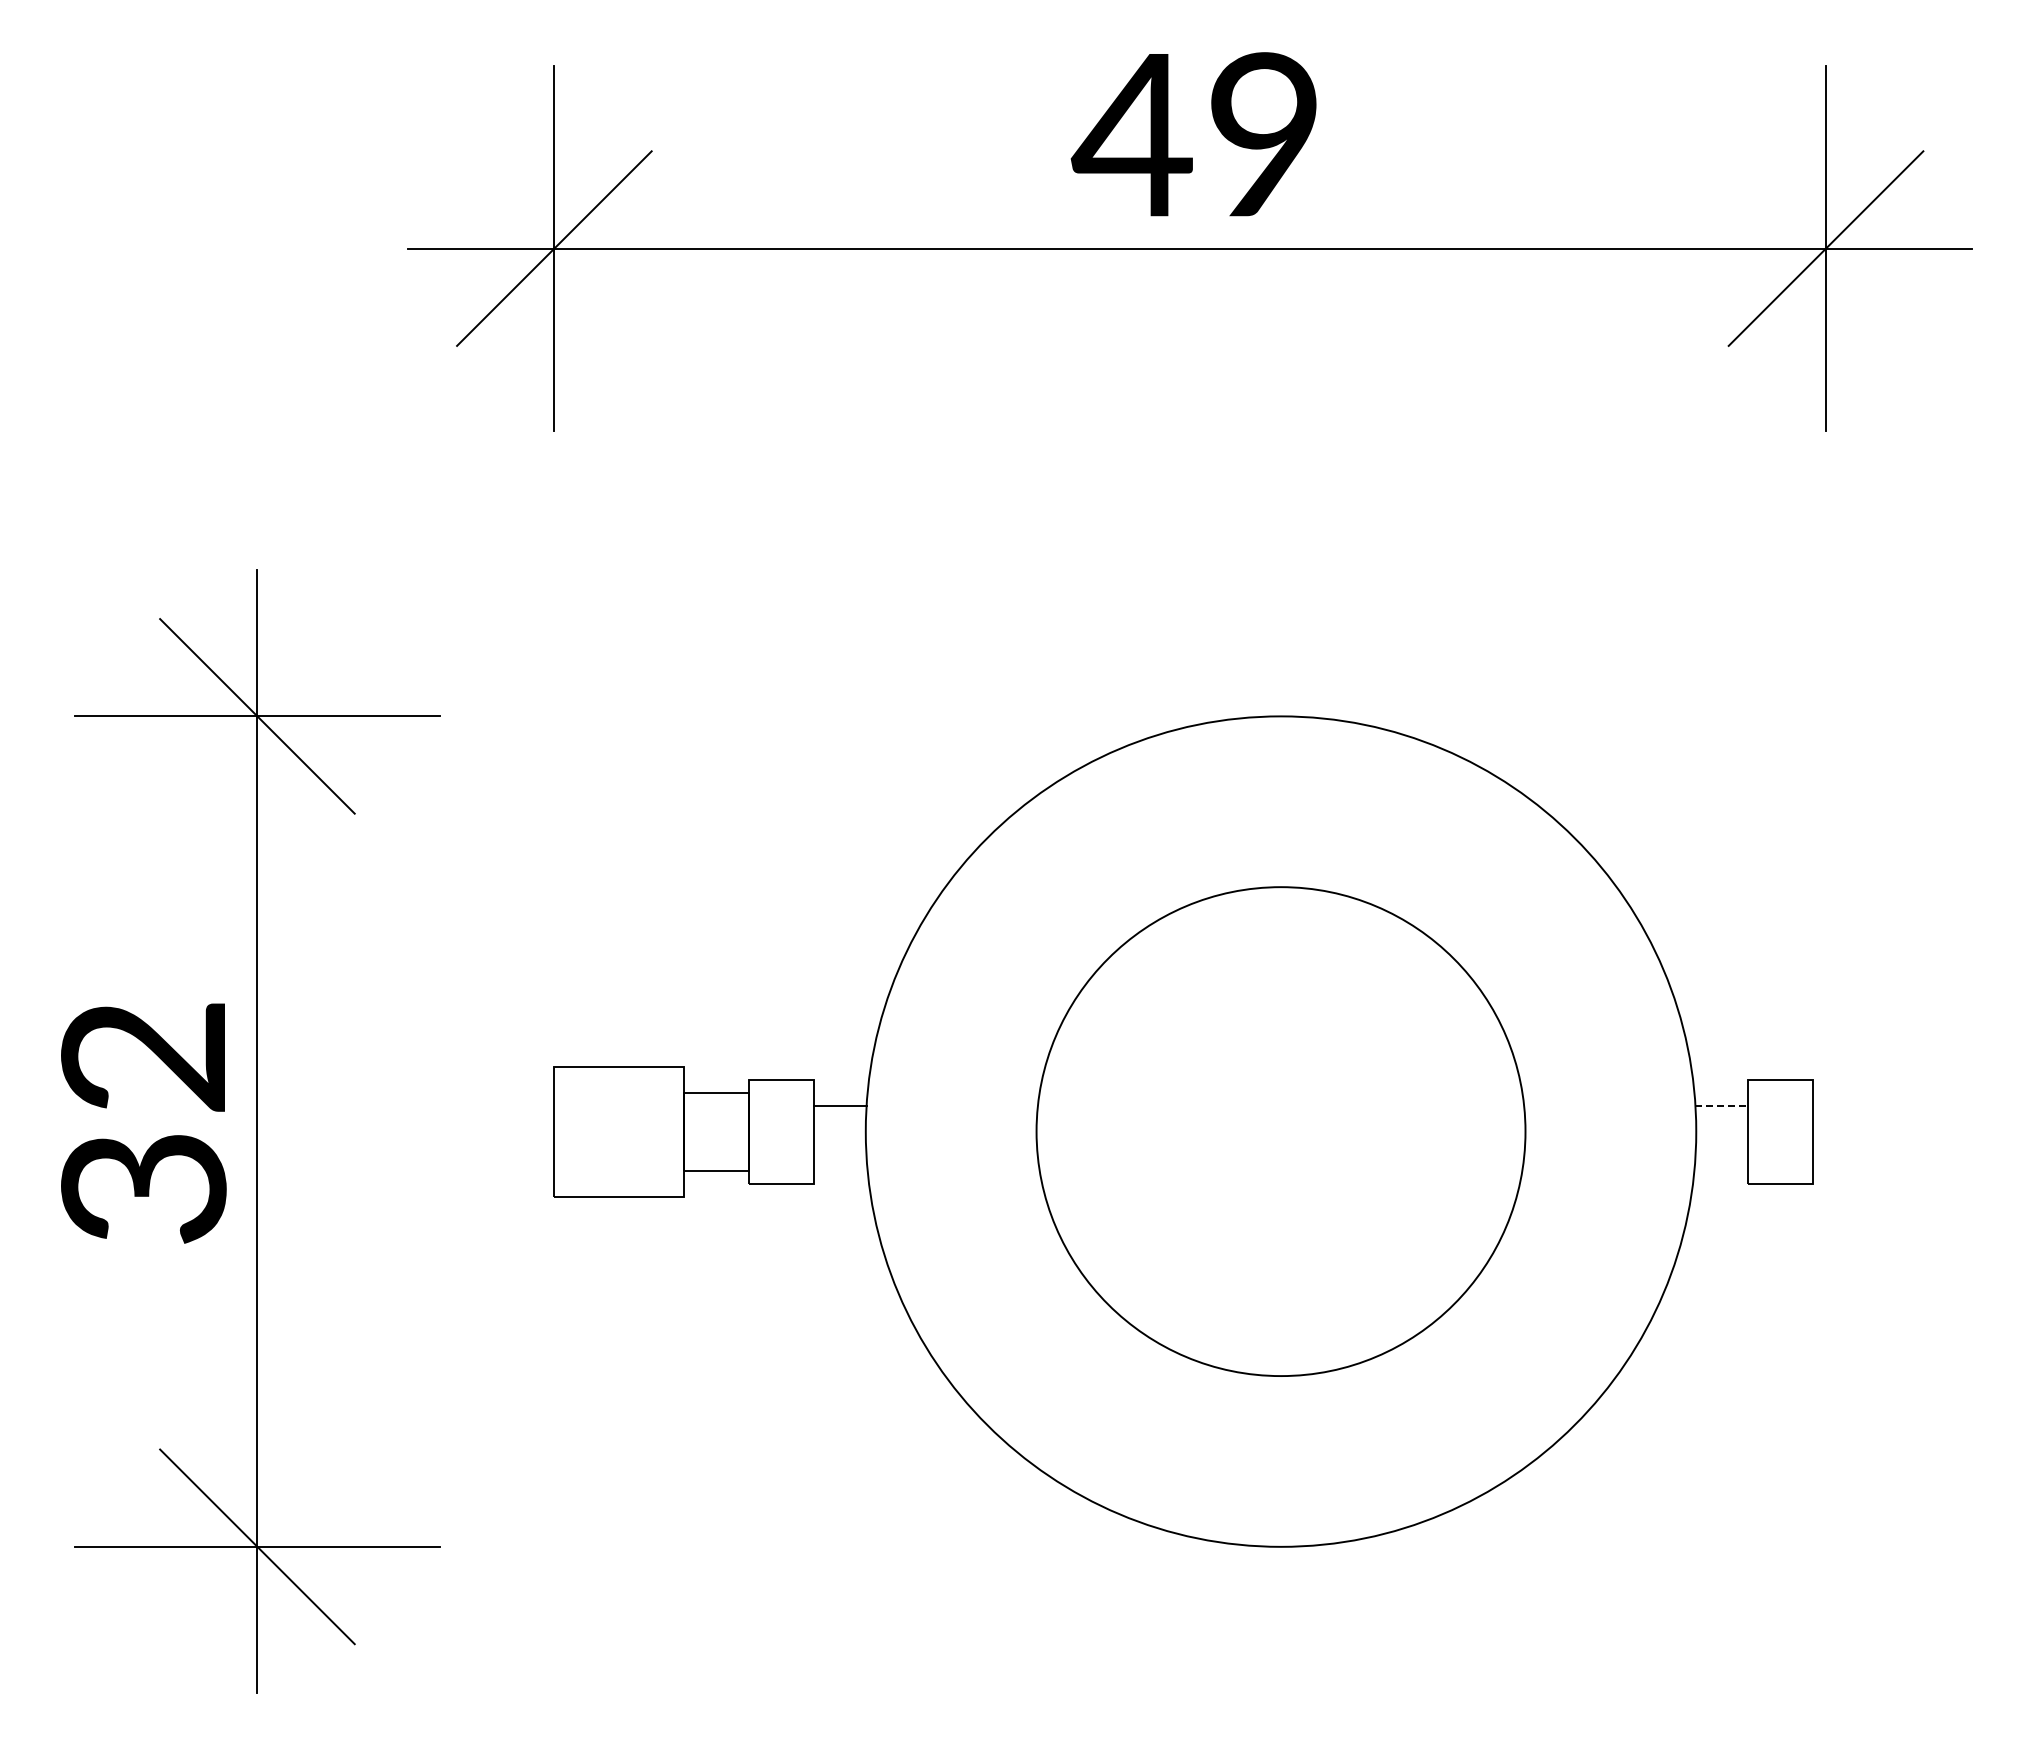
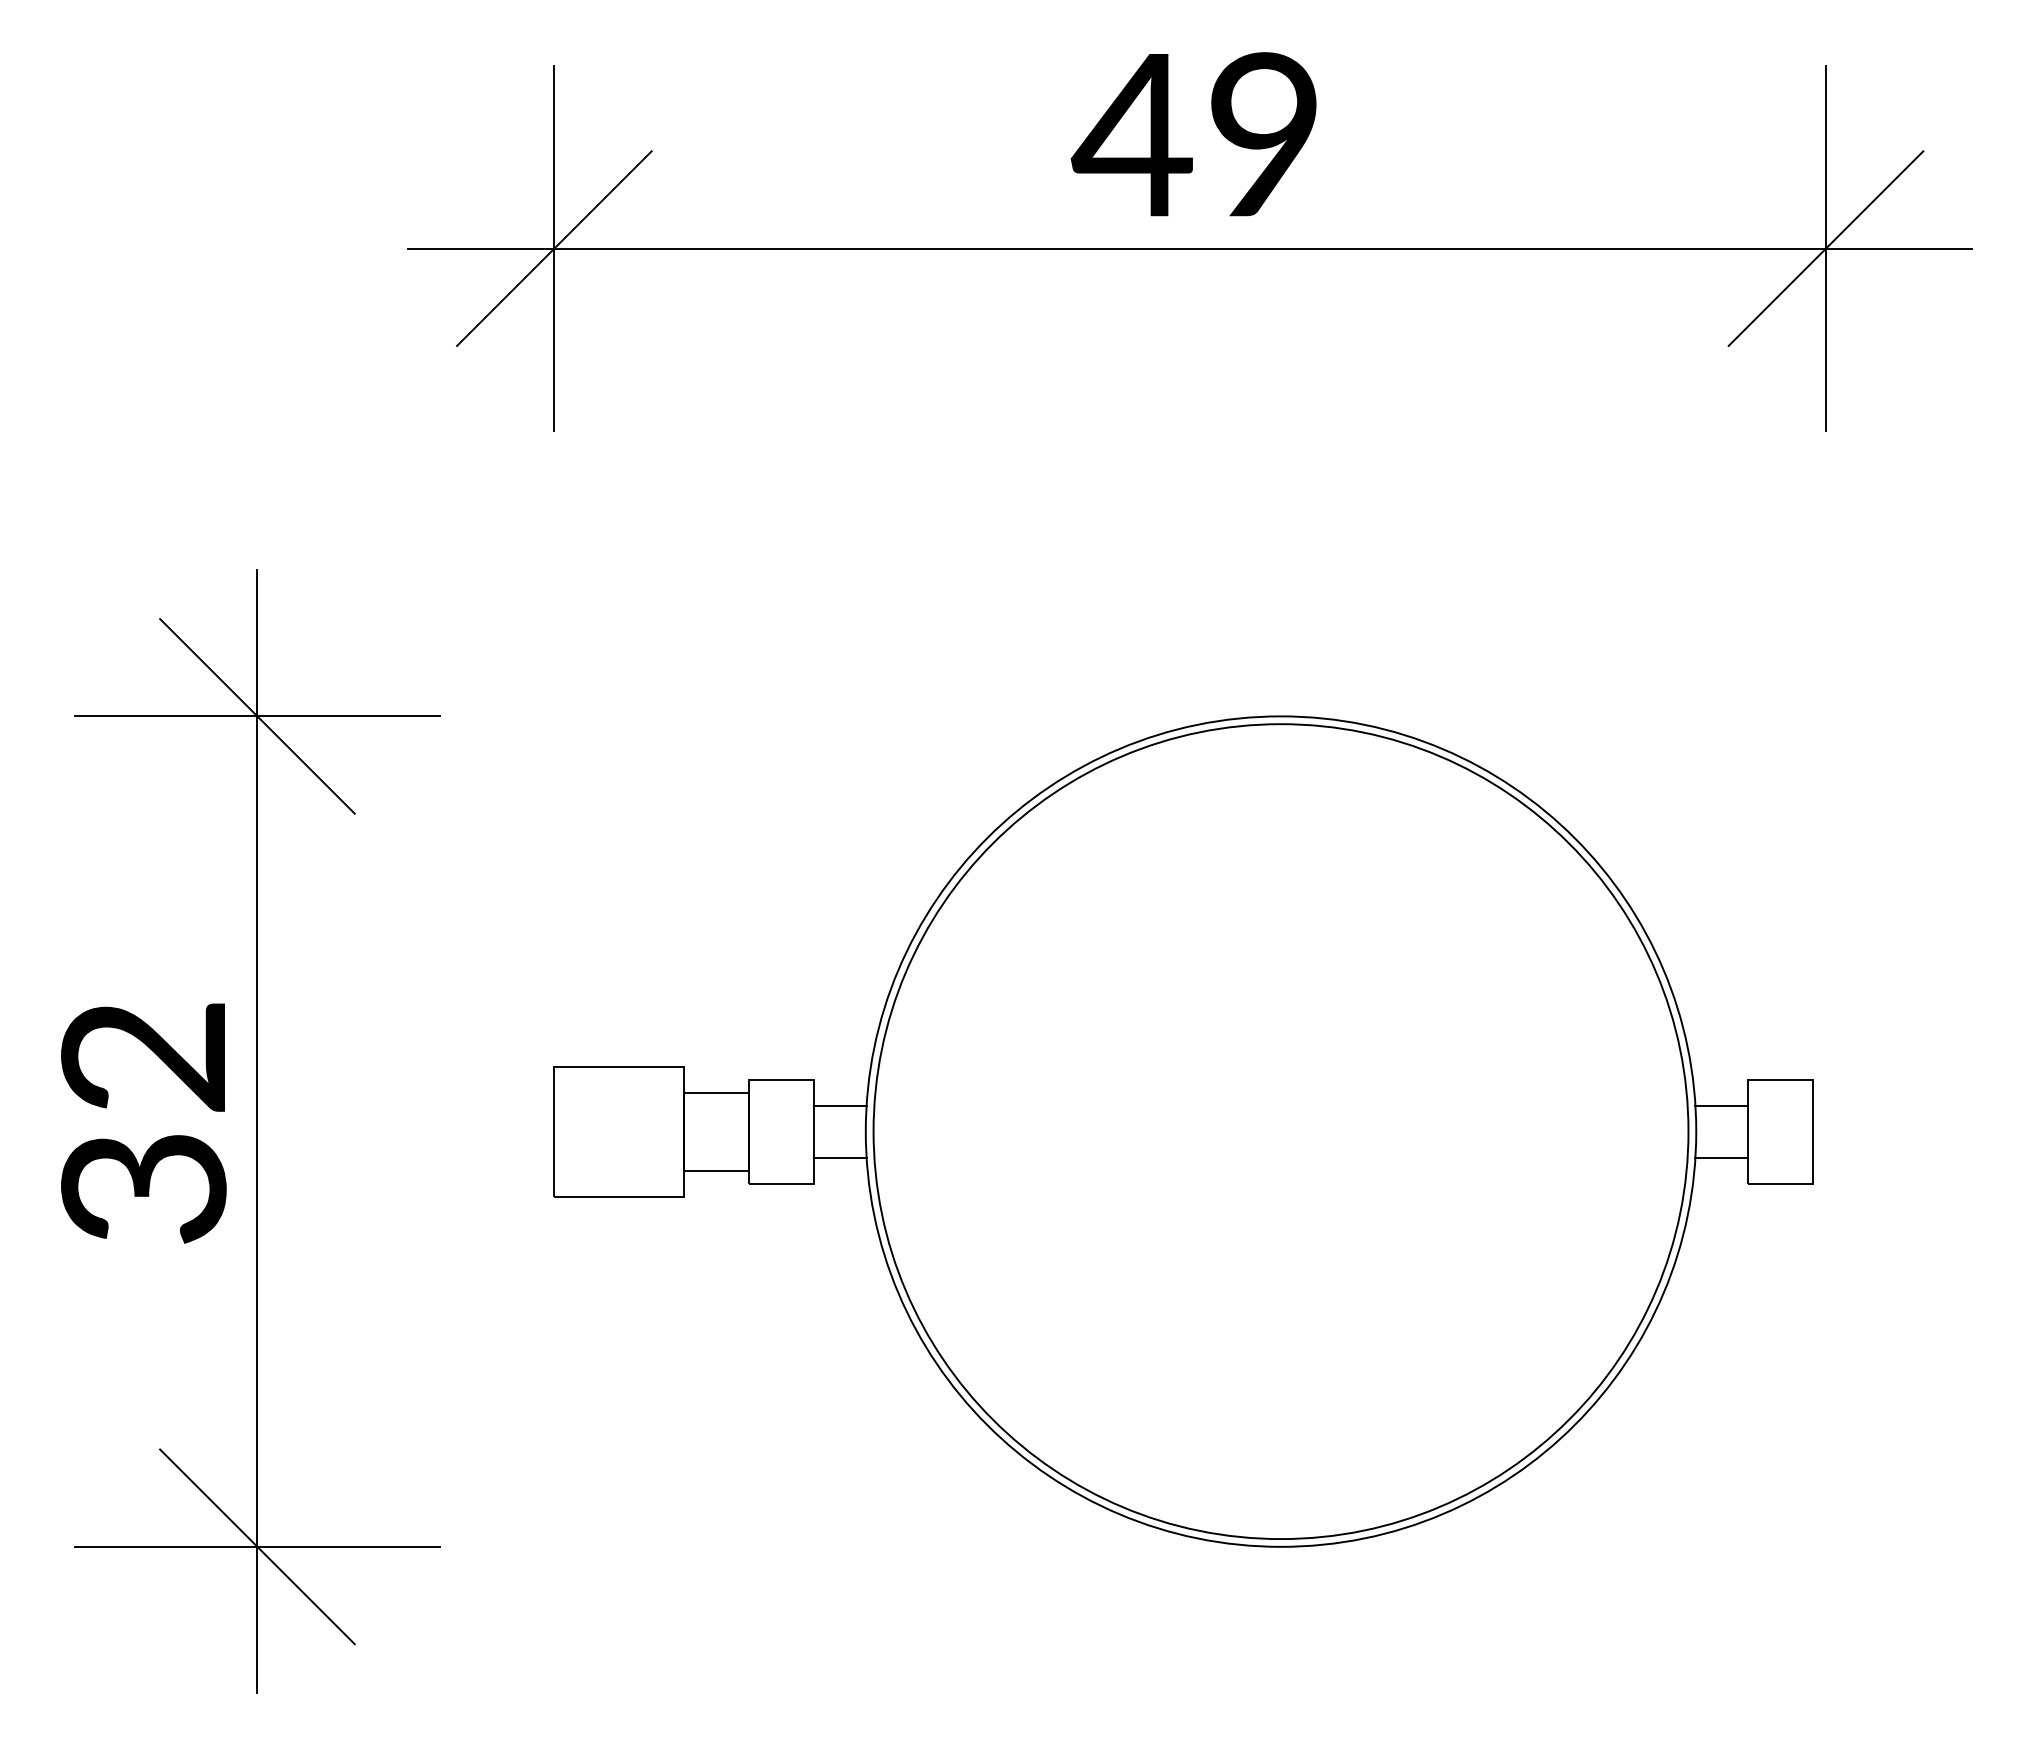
line: dashed -> solid (1722, 1105)
circle diameter: 489 px -> 815 px (1280, 1131)
line: none -> present (839, 1157)
line: none -> present (1721, 1157)
